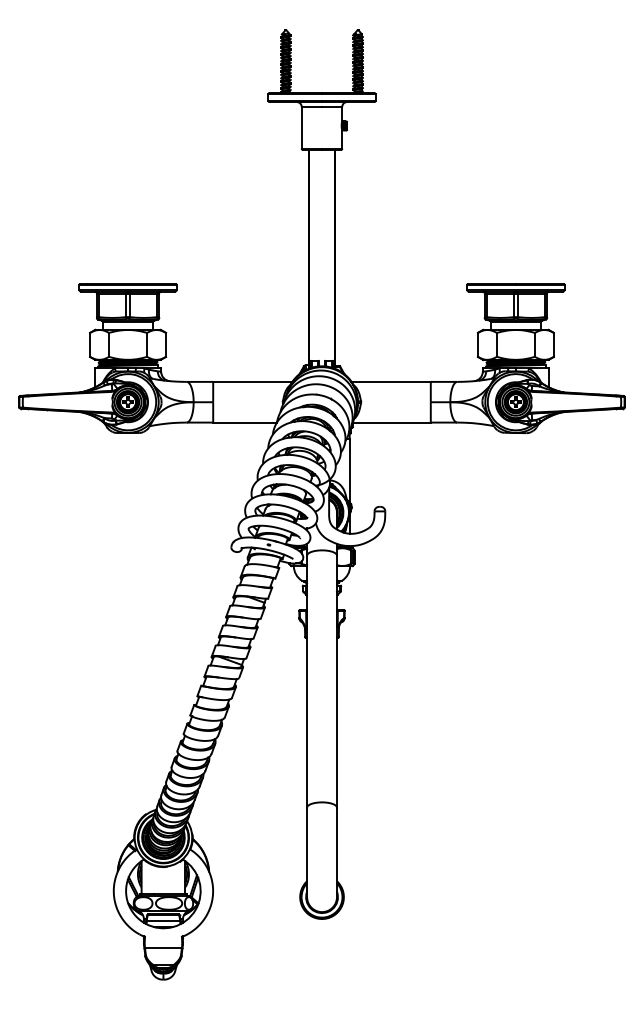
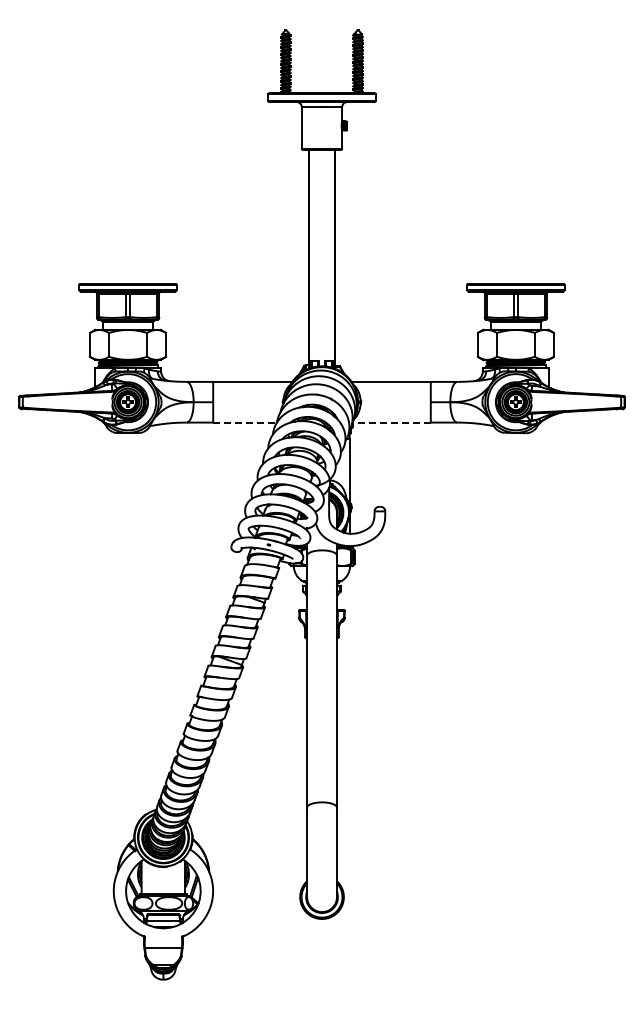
line: solid -> dashed (245, 422)
line: solid -> dashed (392, 422)
